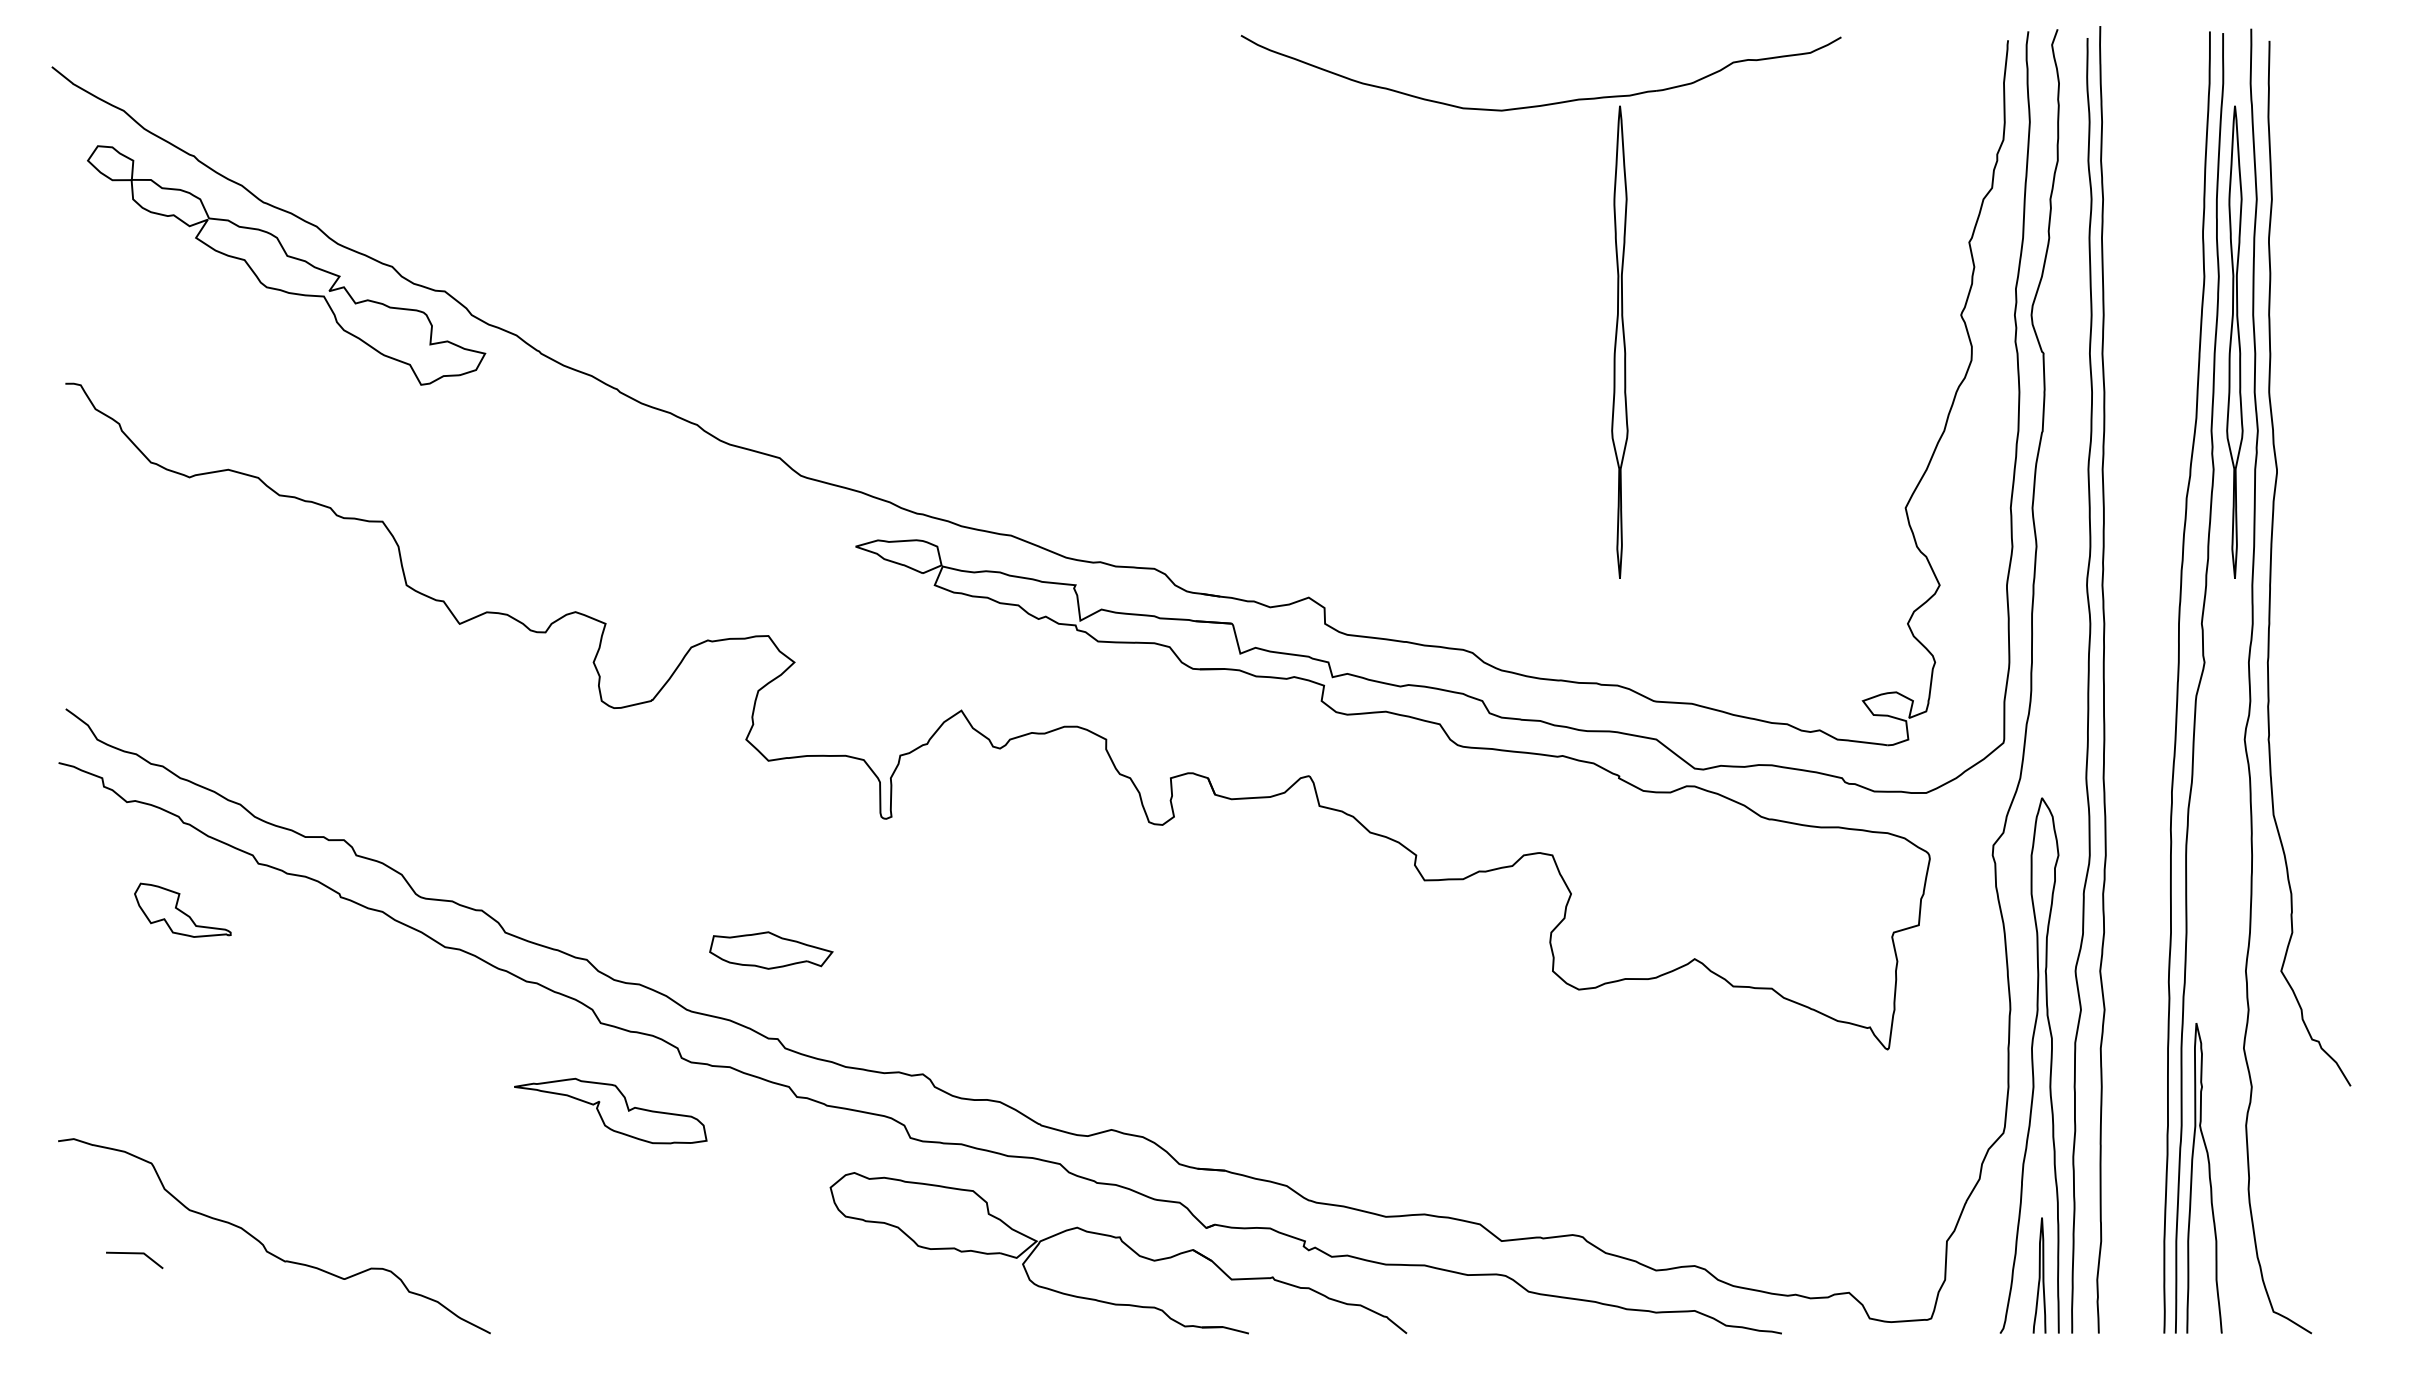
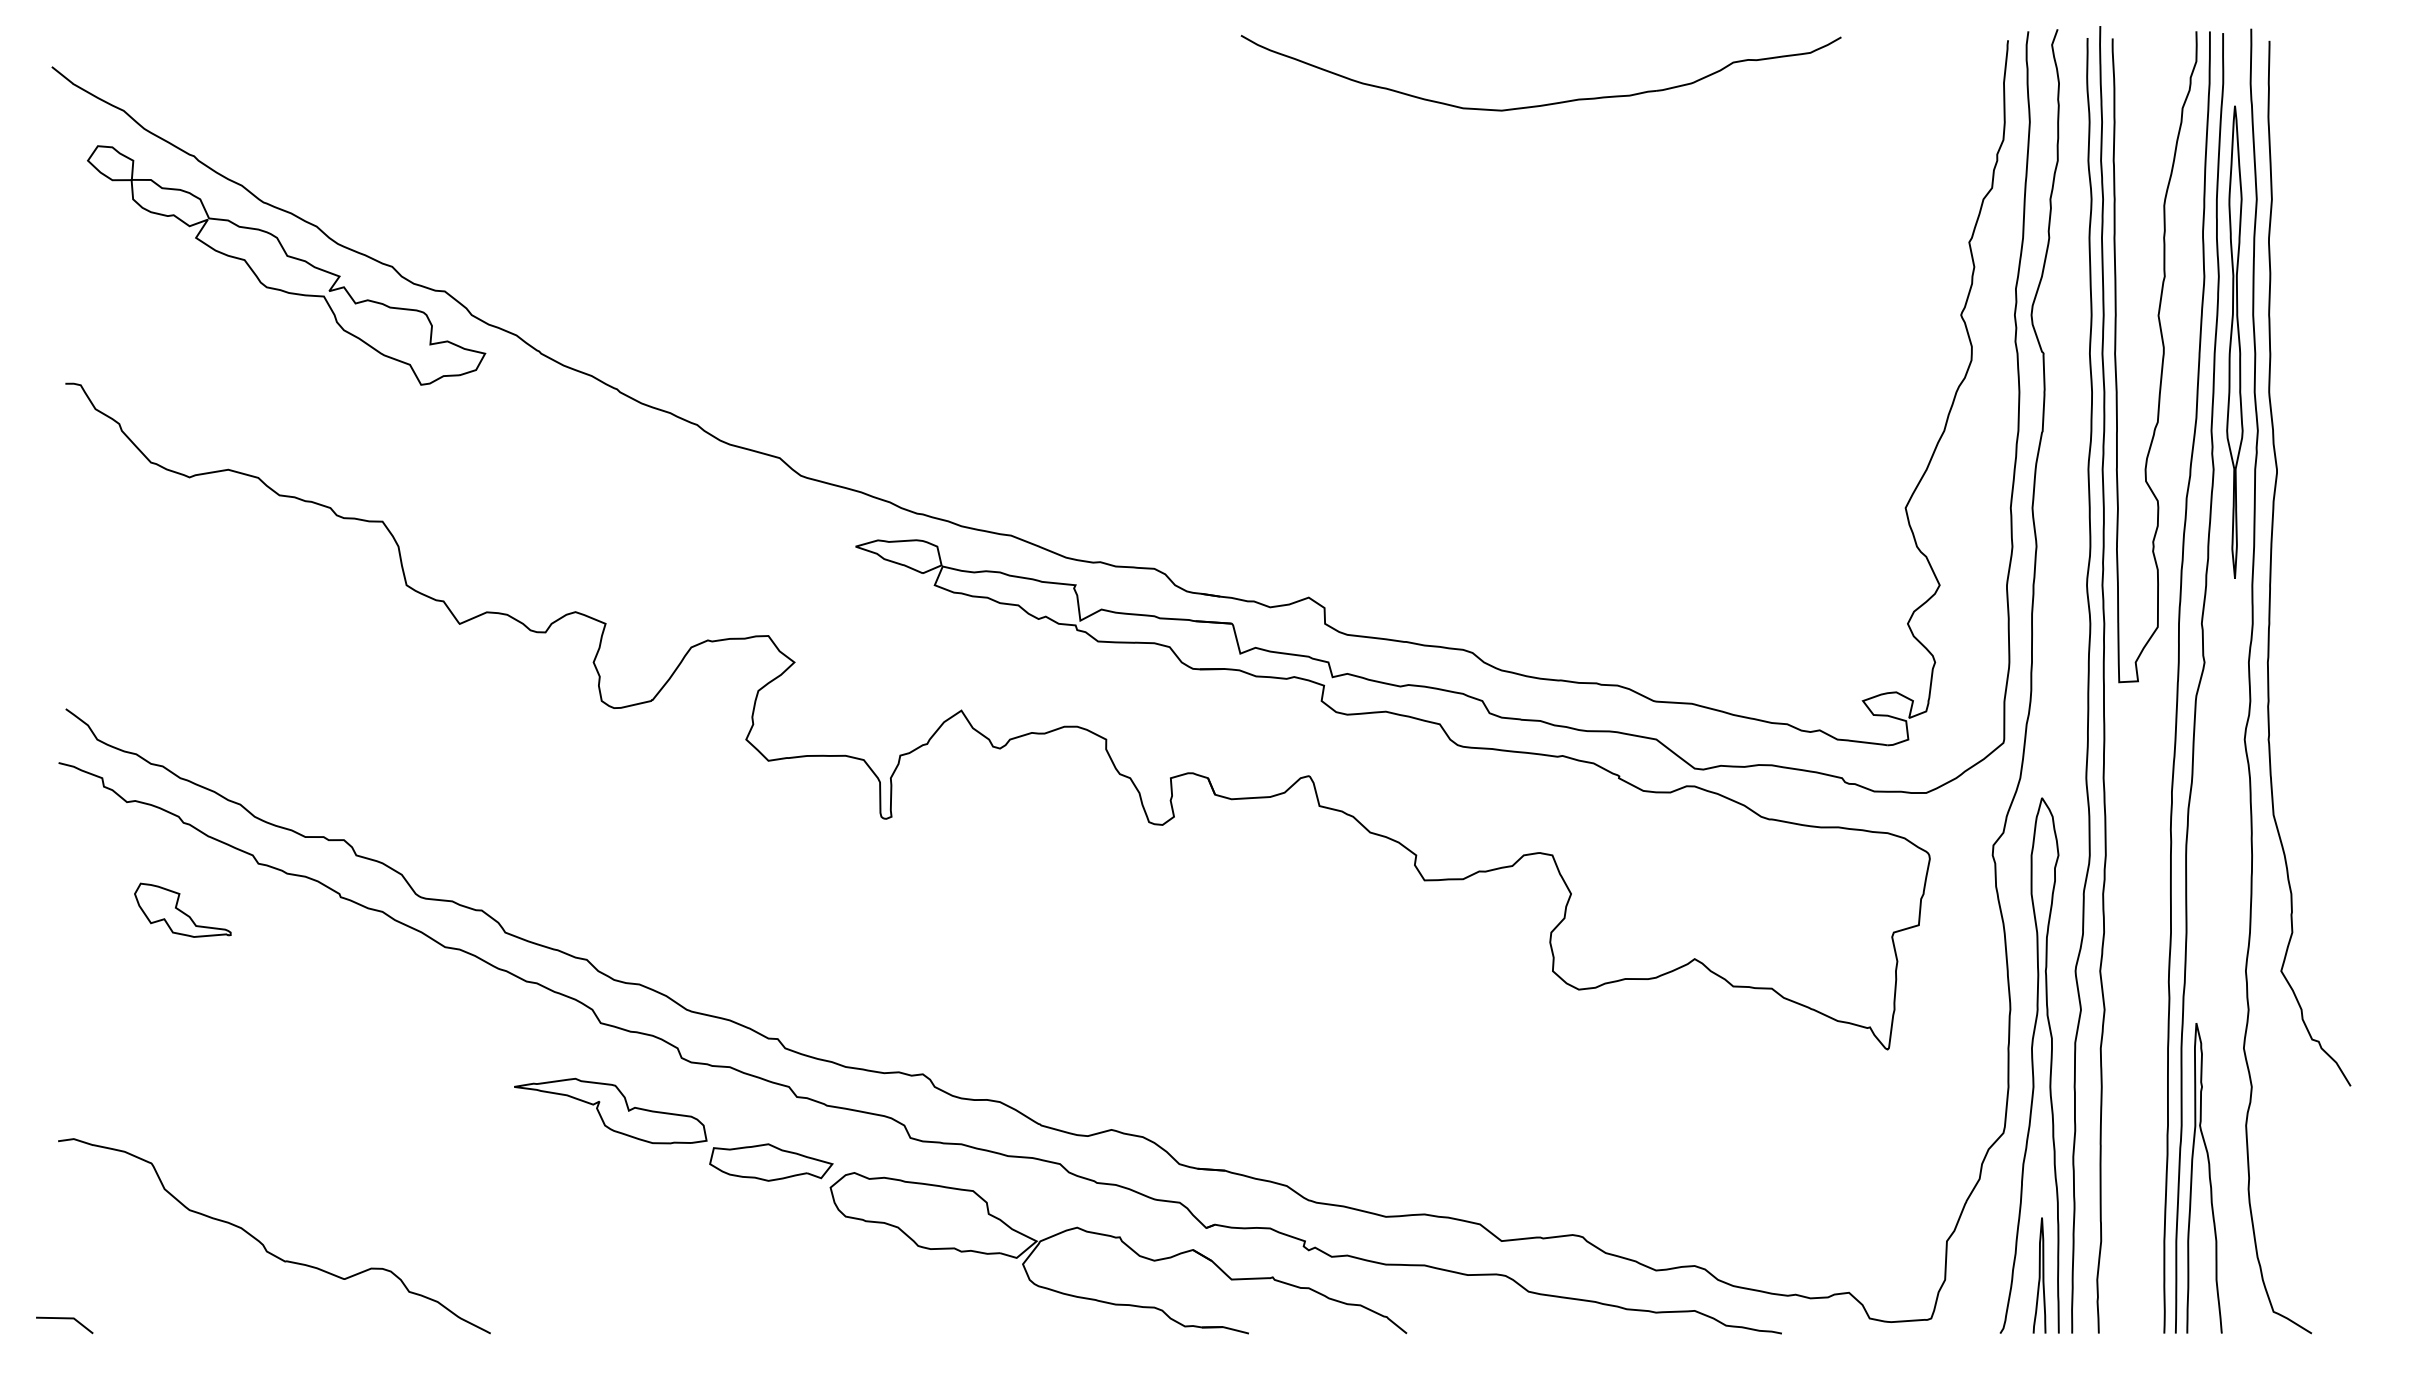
part: present -> none (1619, 341)
curve: none -> present (2162, 357)
part position: (771, 950) -> (771, 1162) (771, 1162)
line position: (134, 1254) -> (64, 1319) (64, 1319)
